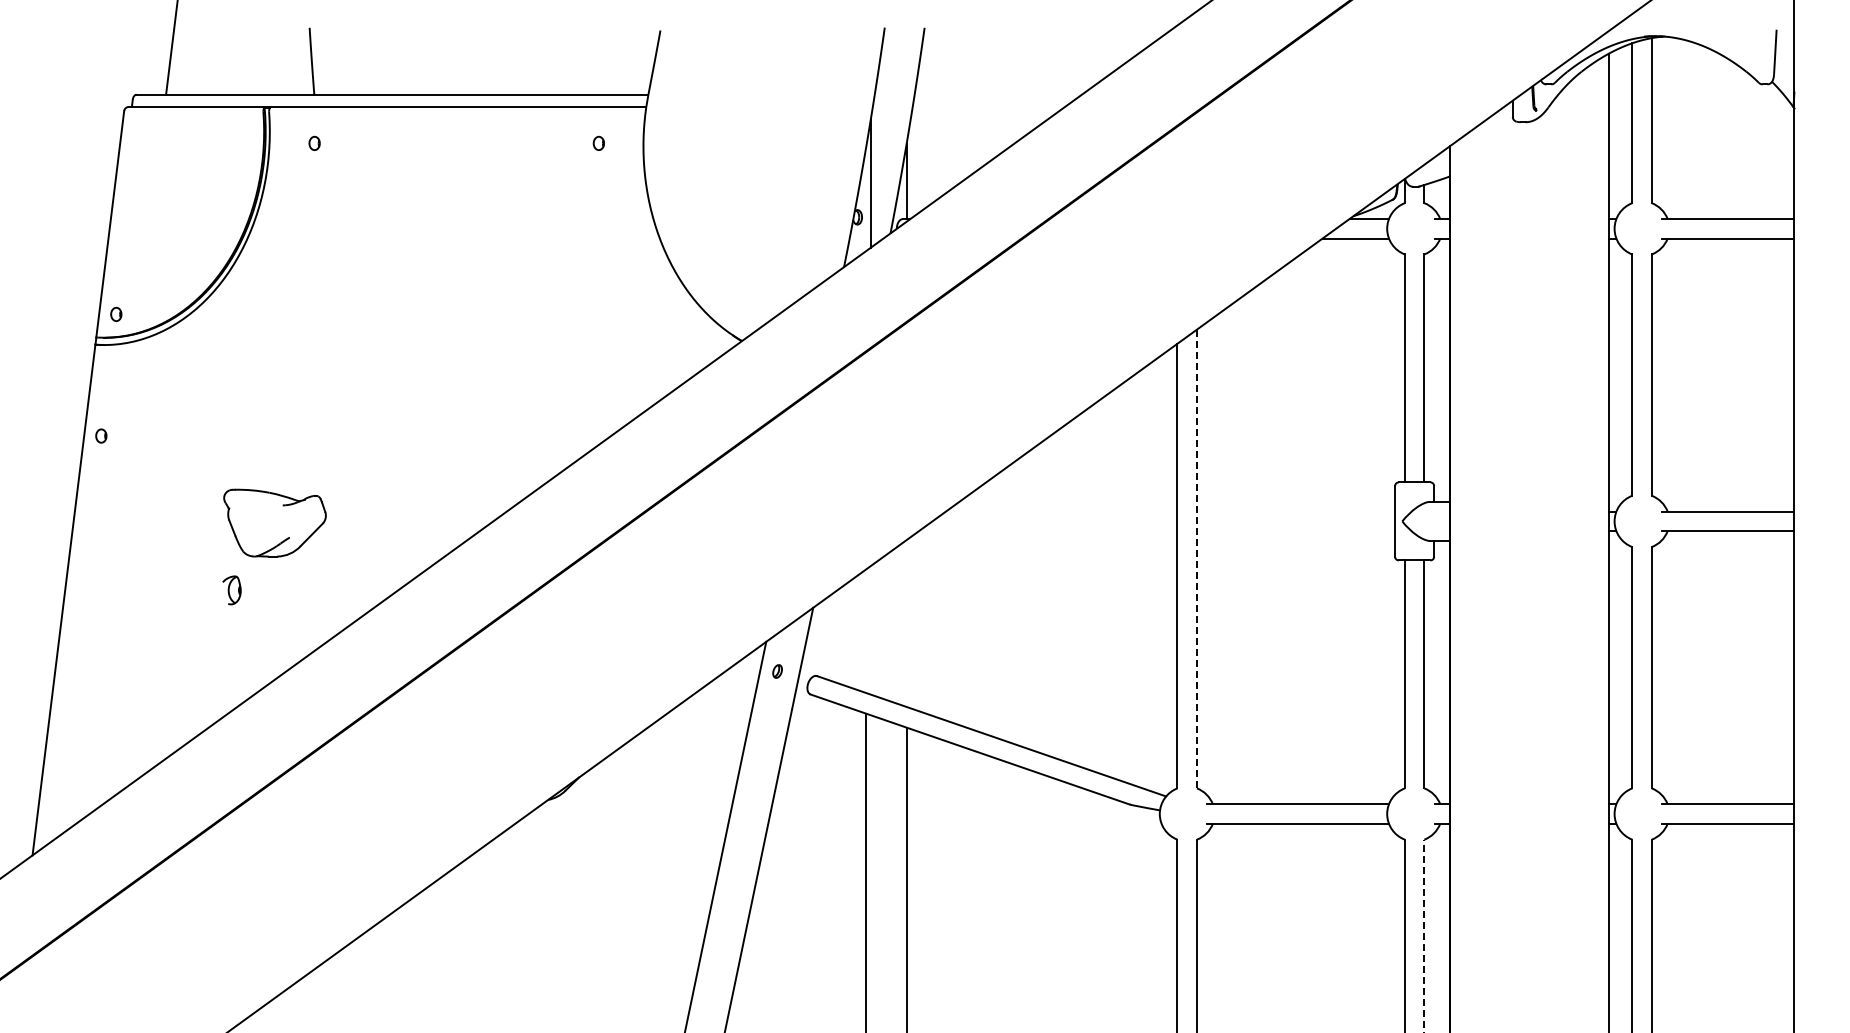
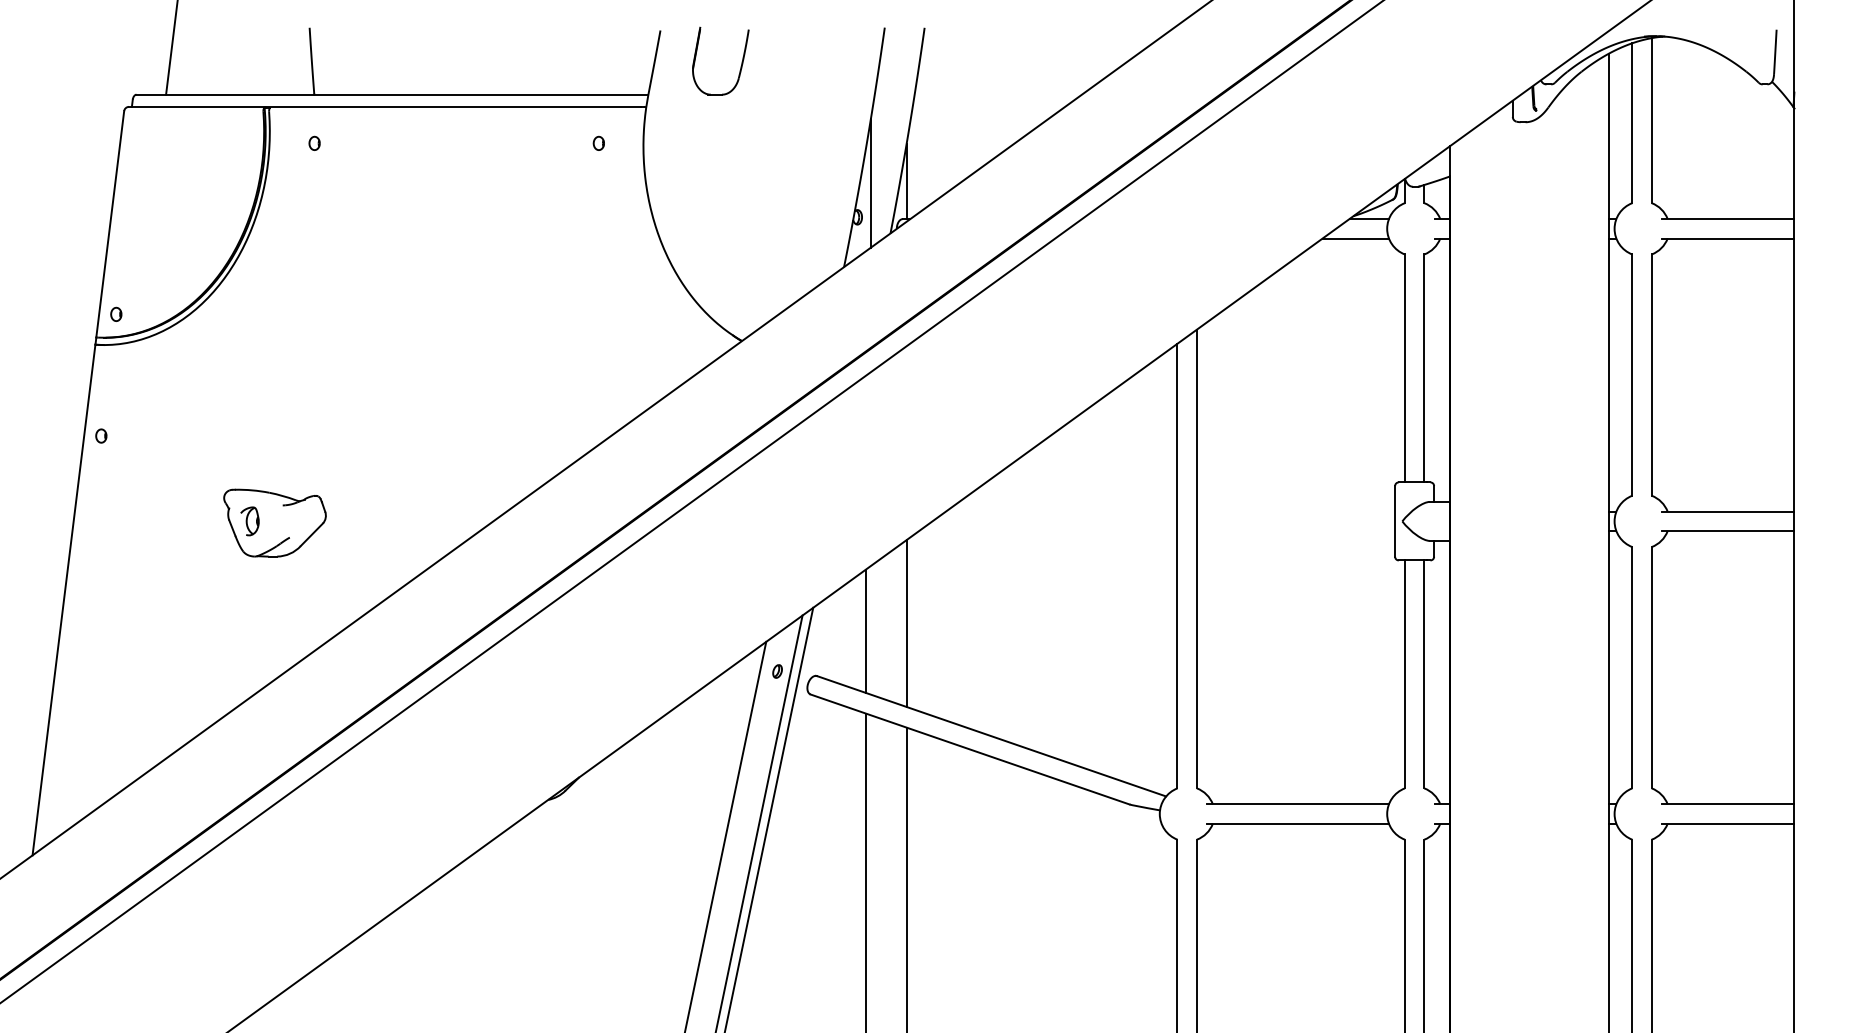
part: none -> present (740, 66)
line: none -> present (691, 501)
line: dashed -> solid (1196, 558)
part position: (231, 590) -> (249, 521) (249, 521)
line: none -> present (906, 623)
line: none -> present (865, 630)
line: none -> present (759, 822)
line: dashed -> solid (1424, 935)
